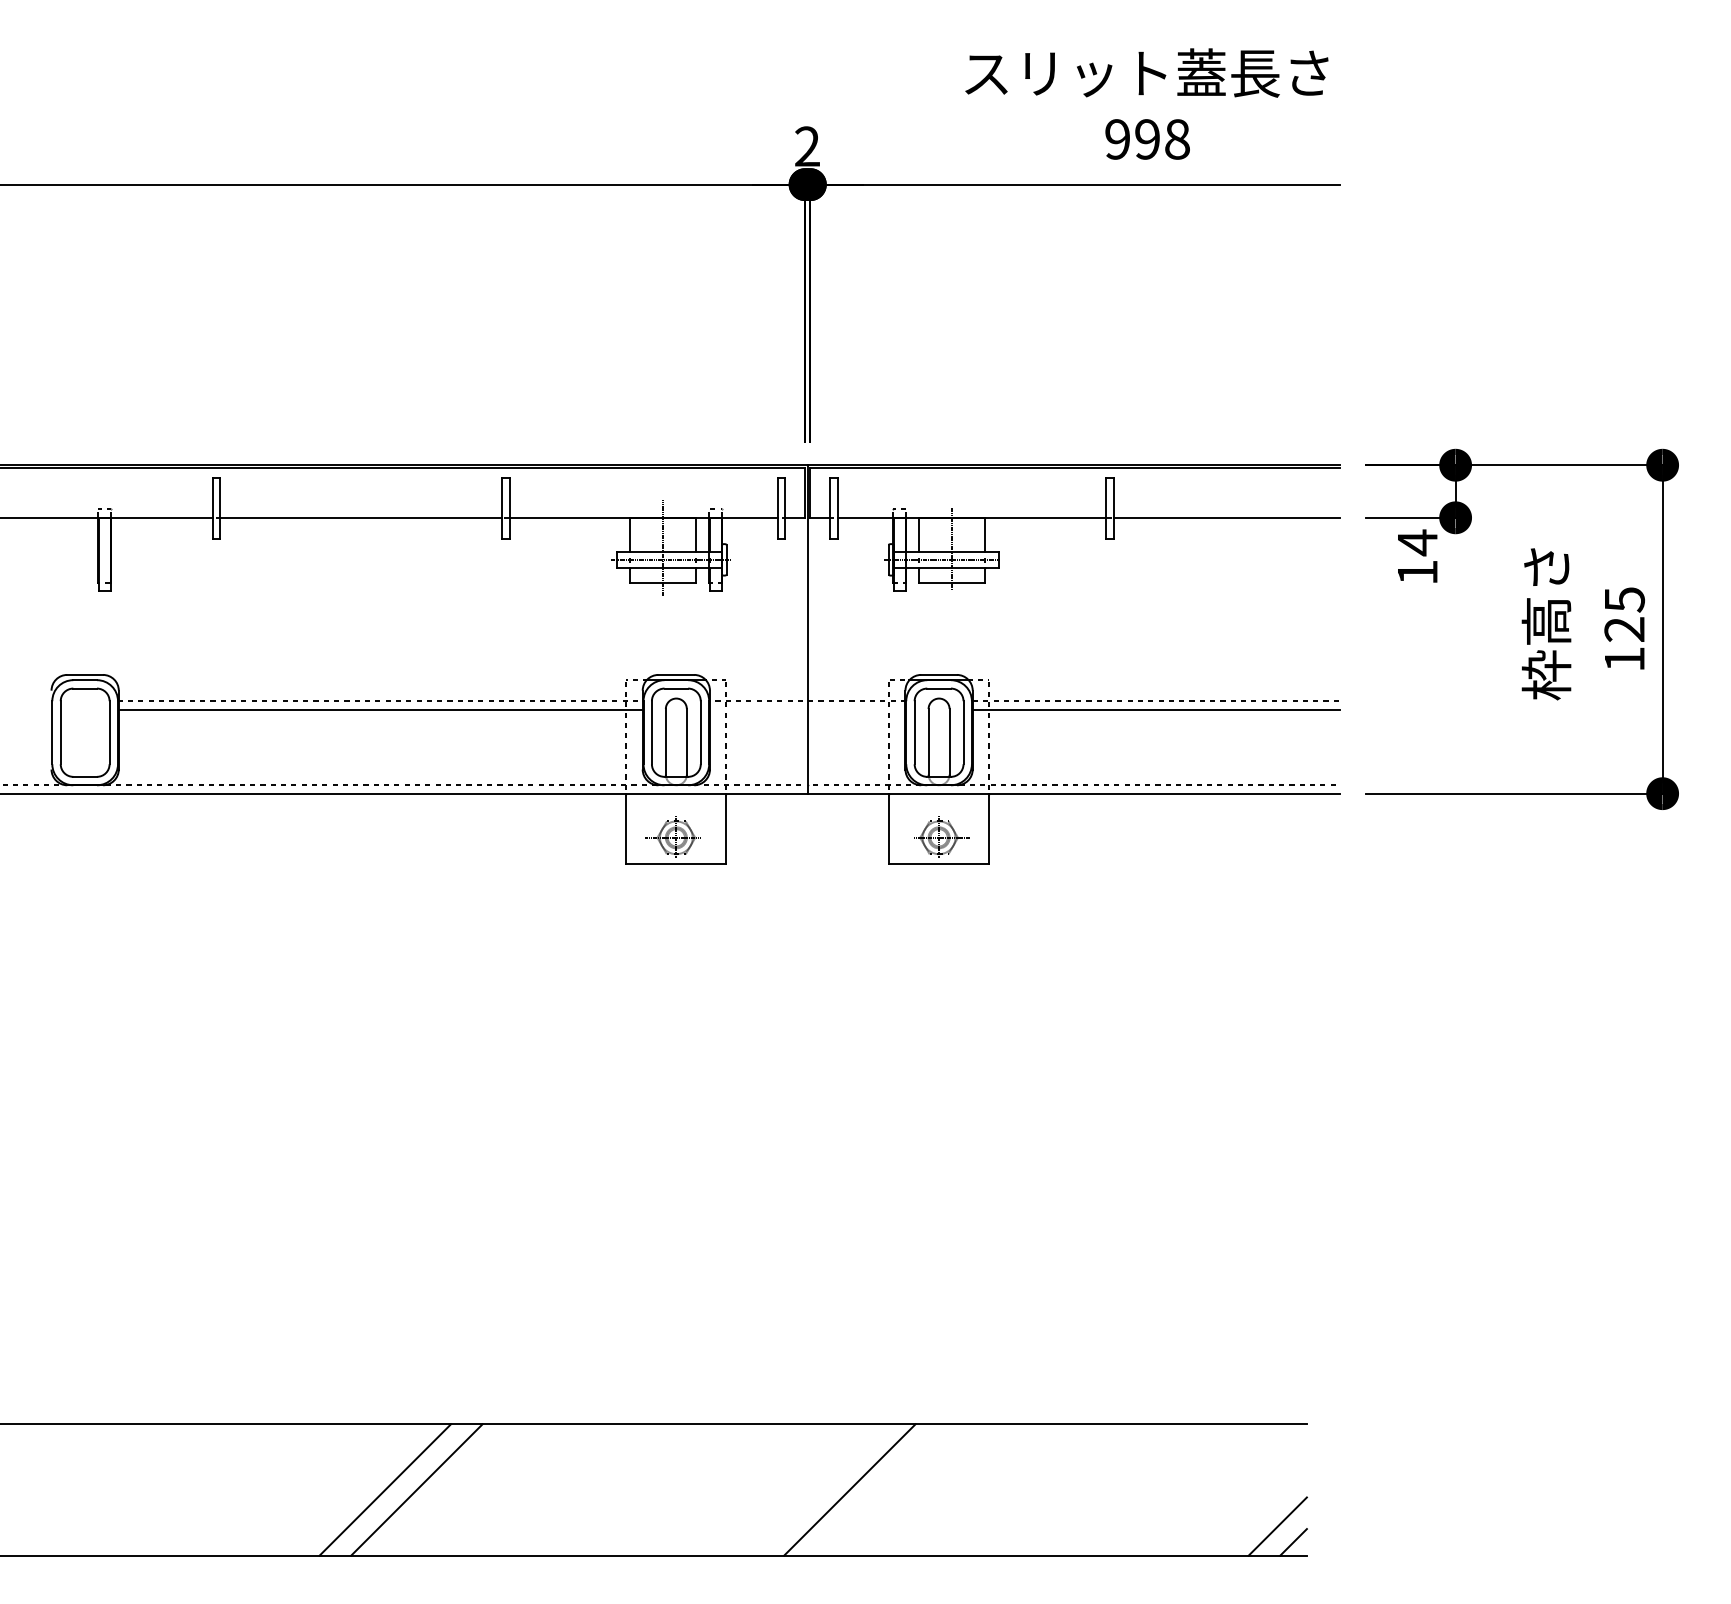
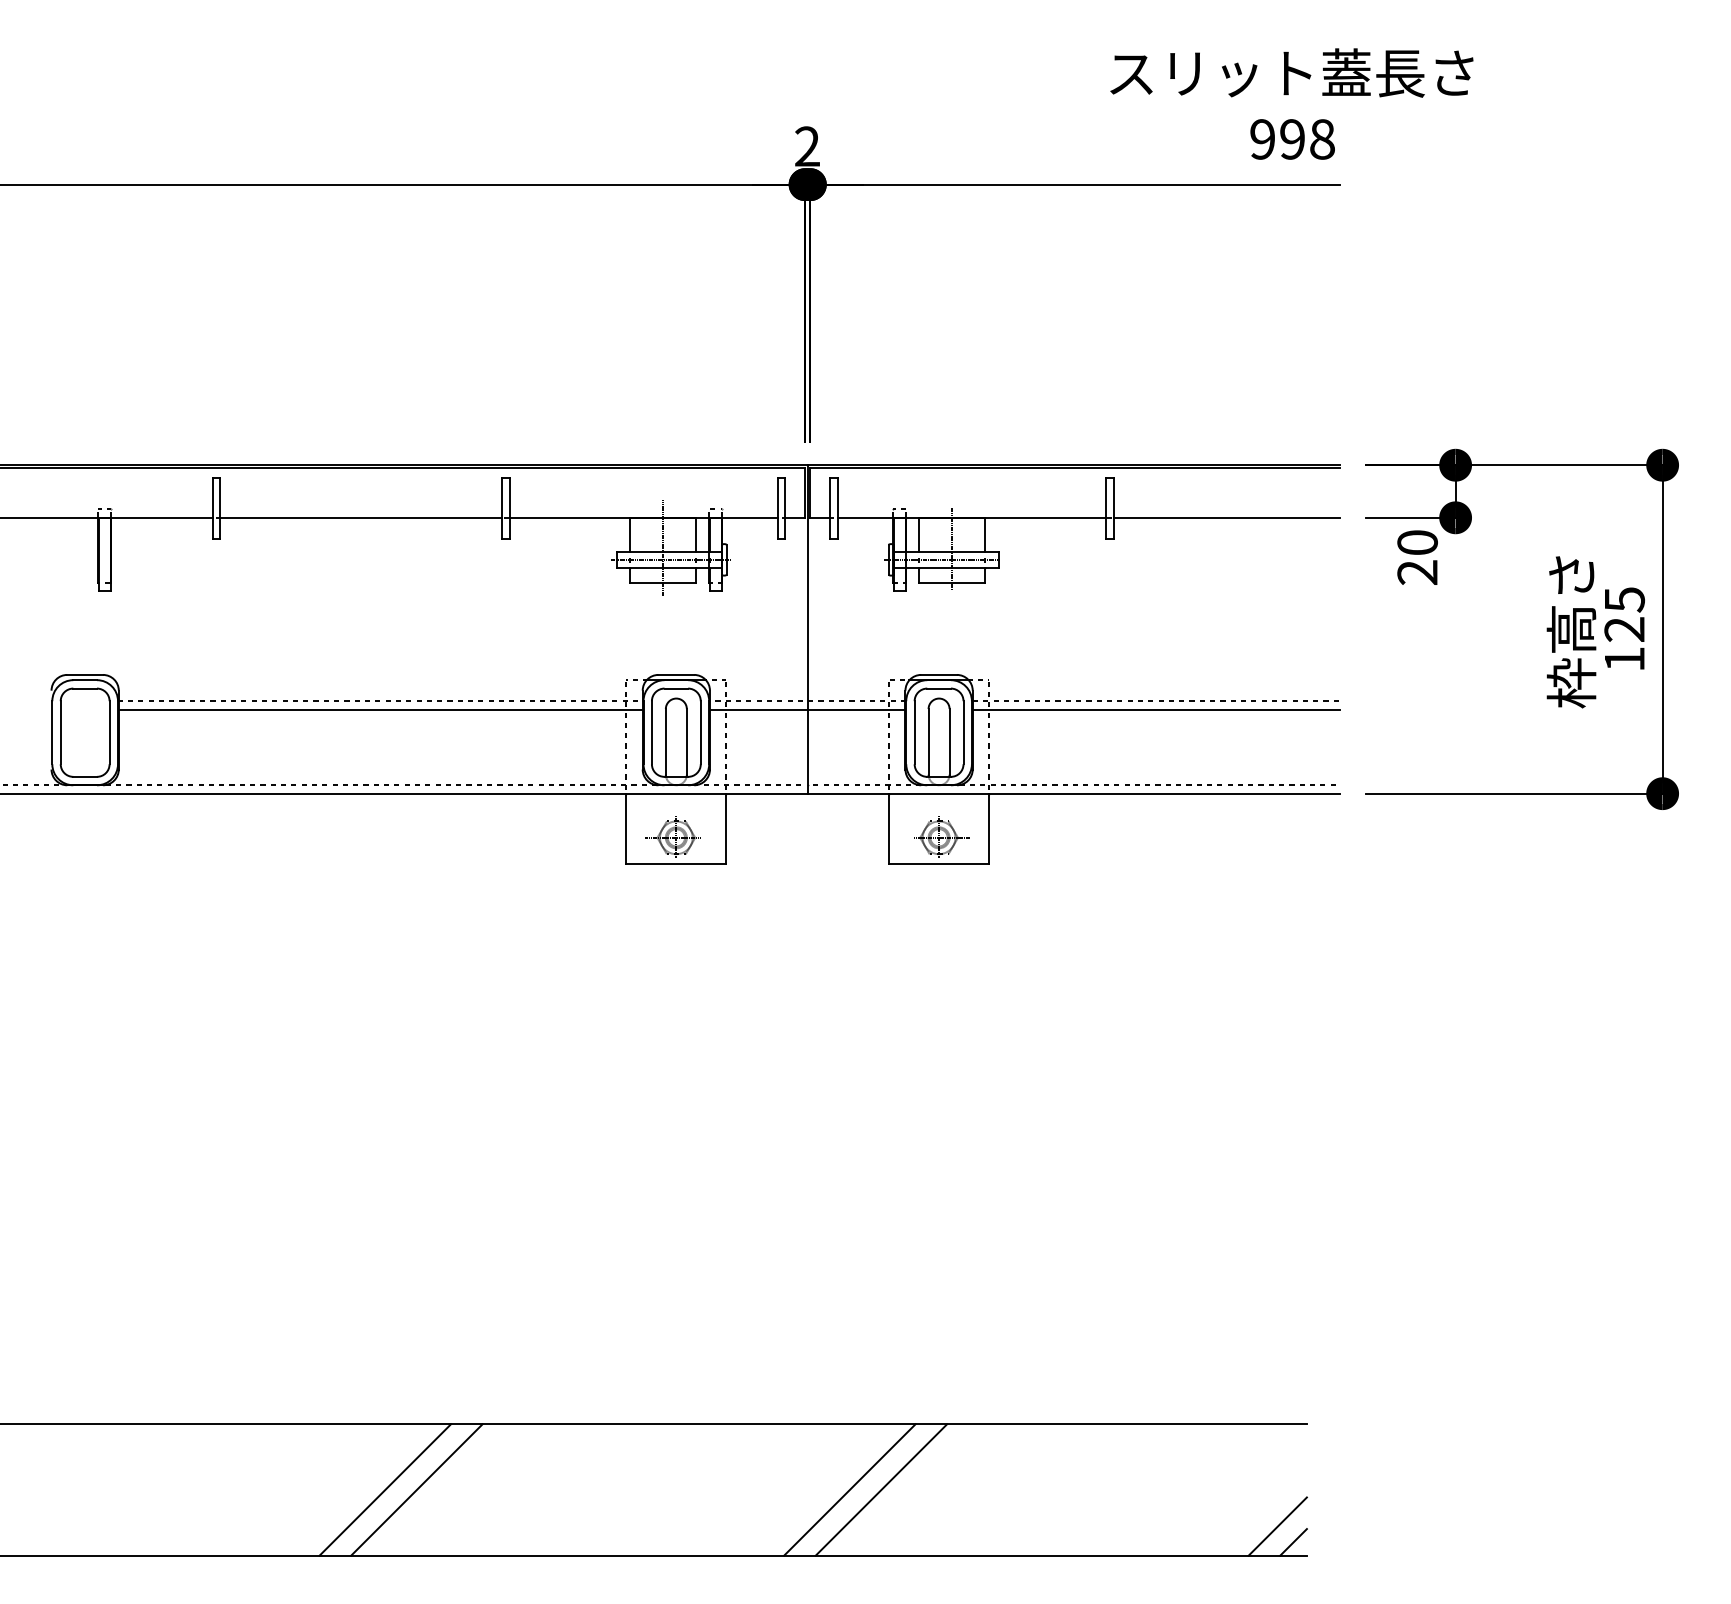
text position: (1146, 103) -> (1291, 103) (1291, 103)
text: 14 -> 20 (1417, 556)
text position: (1546, 624) -> (1571, 632) (1571, 632)
line: none -> present (807, 709)
line: none -> present (881, 1489)
